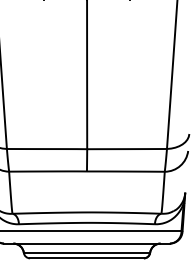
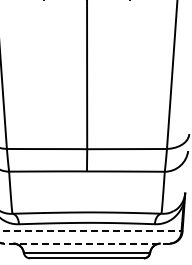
line: solid -> dashed (90, 230)
line: solid -> dashed (86, 243)
